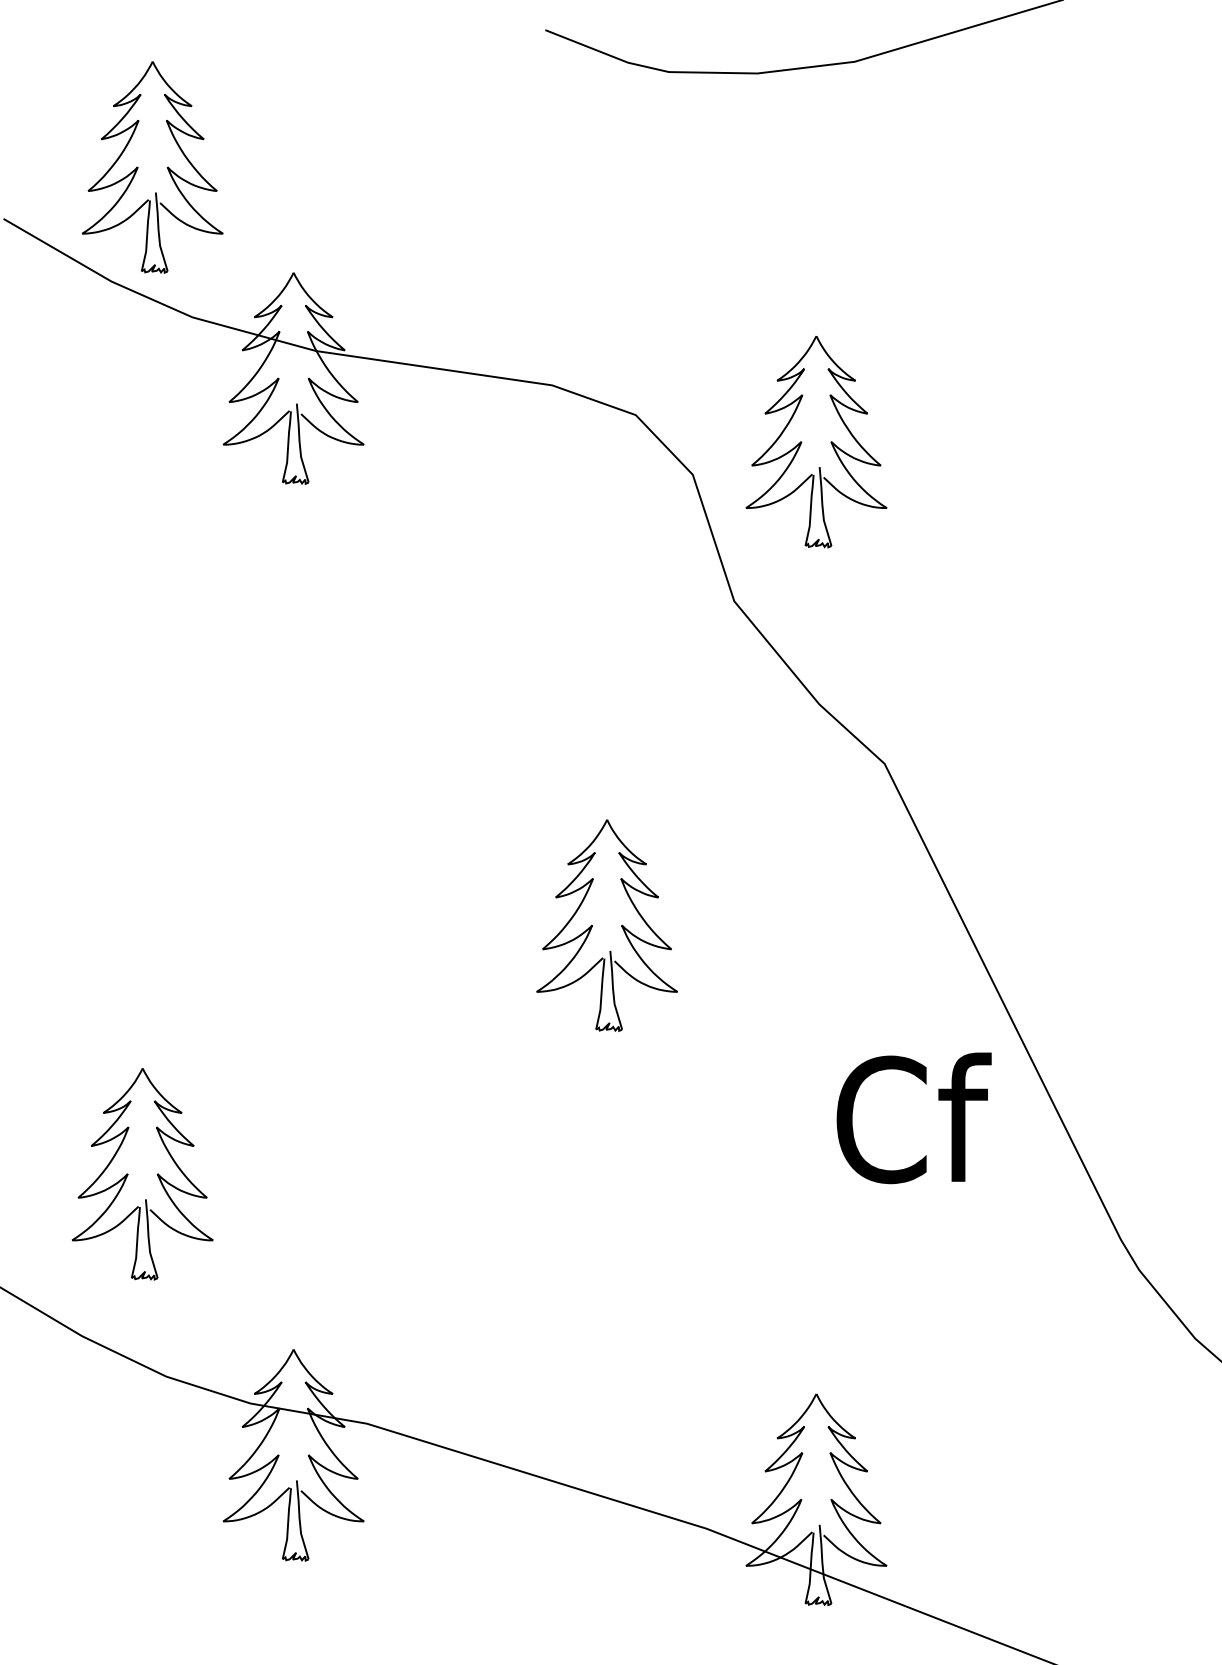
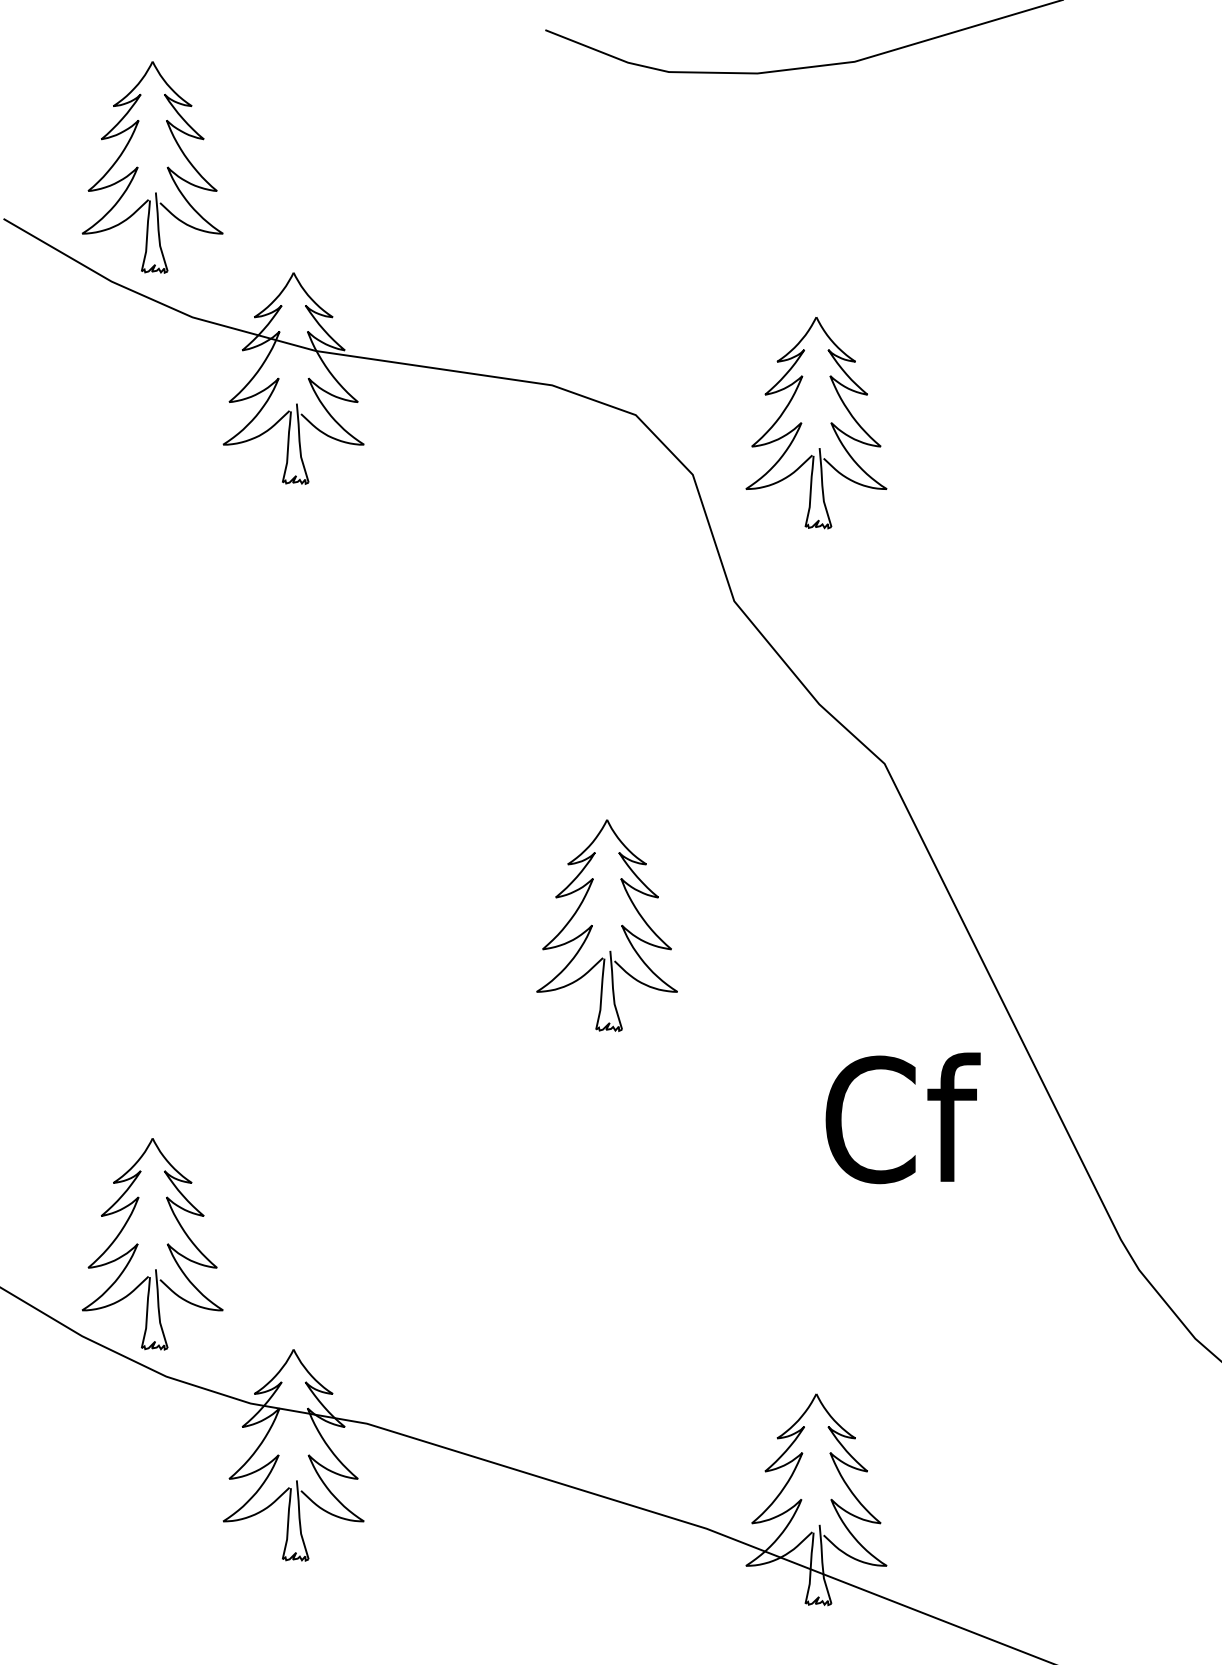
part position: (802, 442) -> (802, 423) (802, 423)
text position: (913, 1118) -> (902, 1118) (902, 1118)
part position: (128, 1174) -> (138, 1244) (138, 1244)
